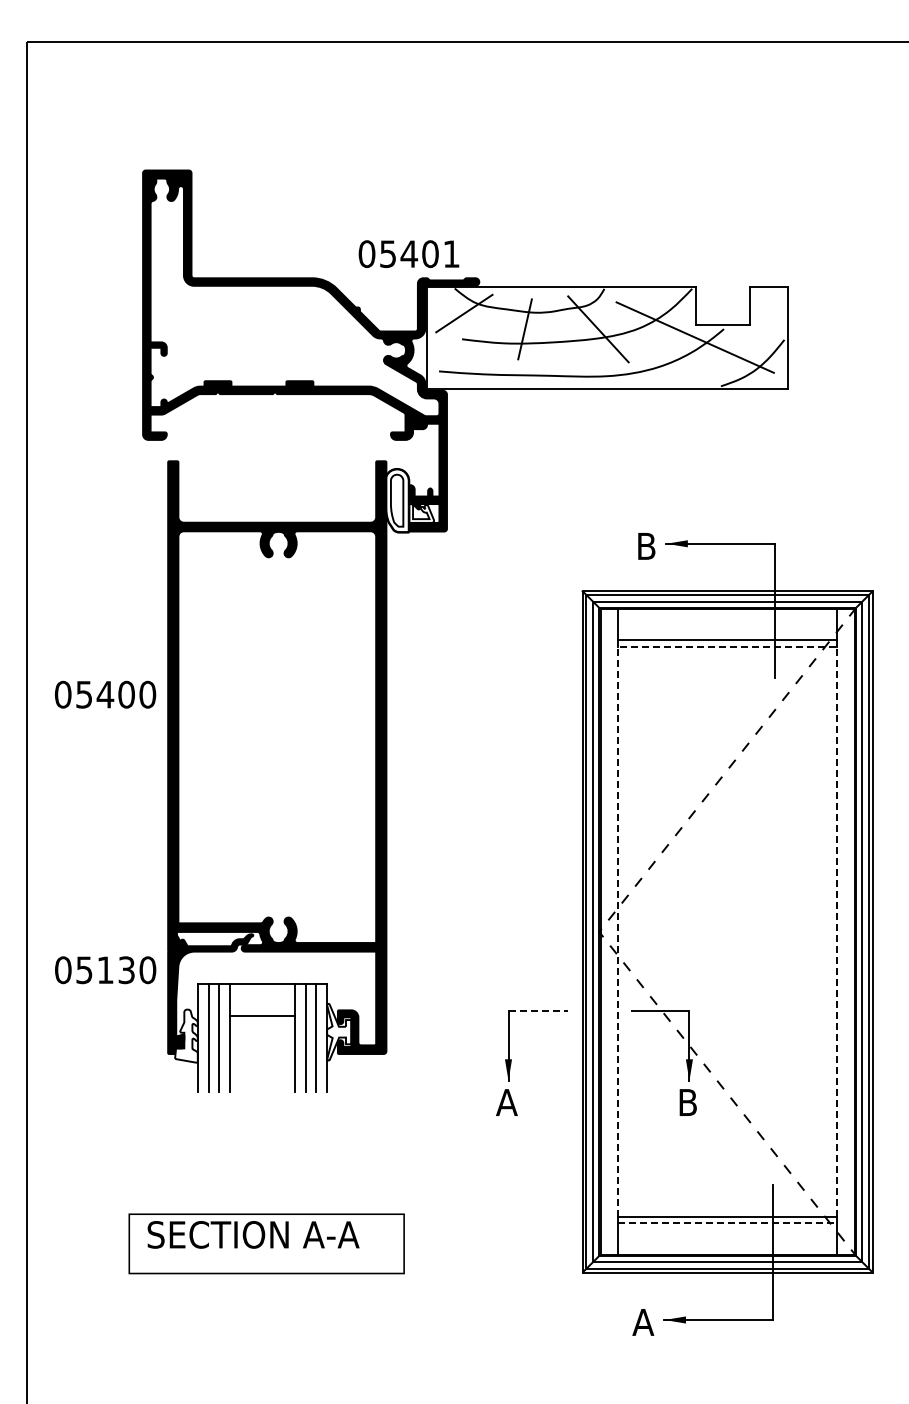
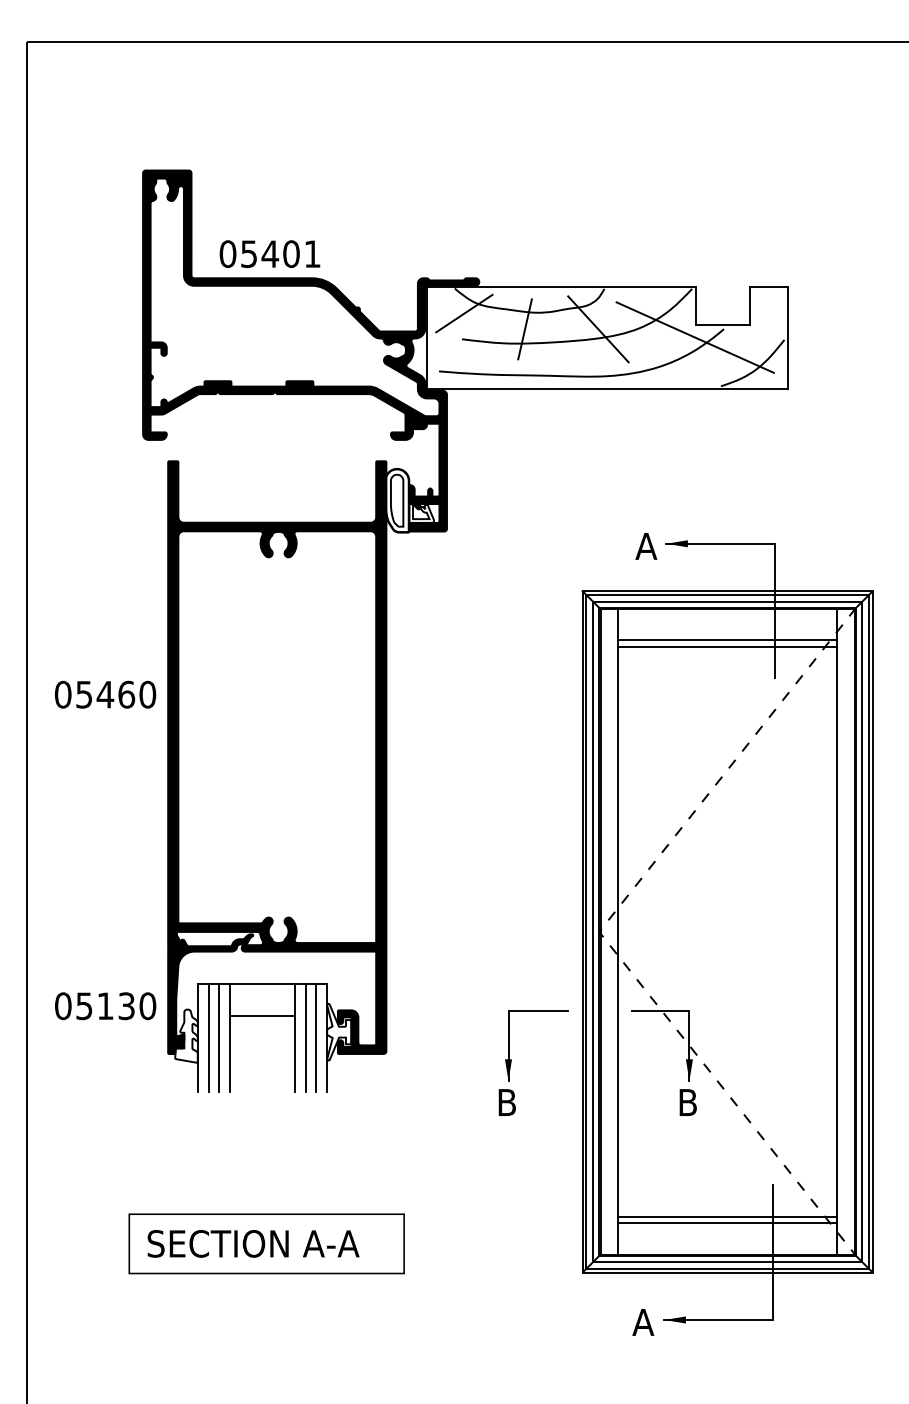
text position: (408, 254) -> (269, 254) (269, 254)
text: B -> A (646, 546)
line: dashed -> solid (728, 646)
text: 05400 -> 05460 (126, 694)
text position: (105, 970) -> (105, 1006) (105, 1006)
line: dashed -> solid (538, 1010)
text: A -> B (506, 1102)
line: dashed -> solid (728, 1223)
text position: (253, 1234) -> (253, 1243) (253, 1243)
